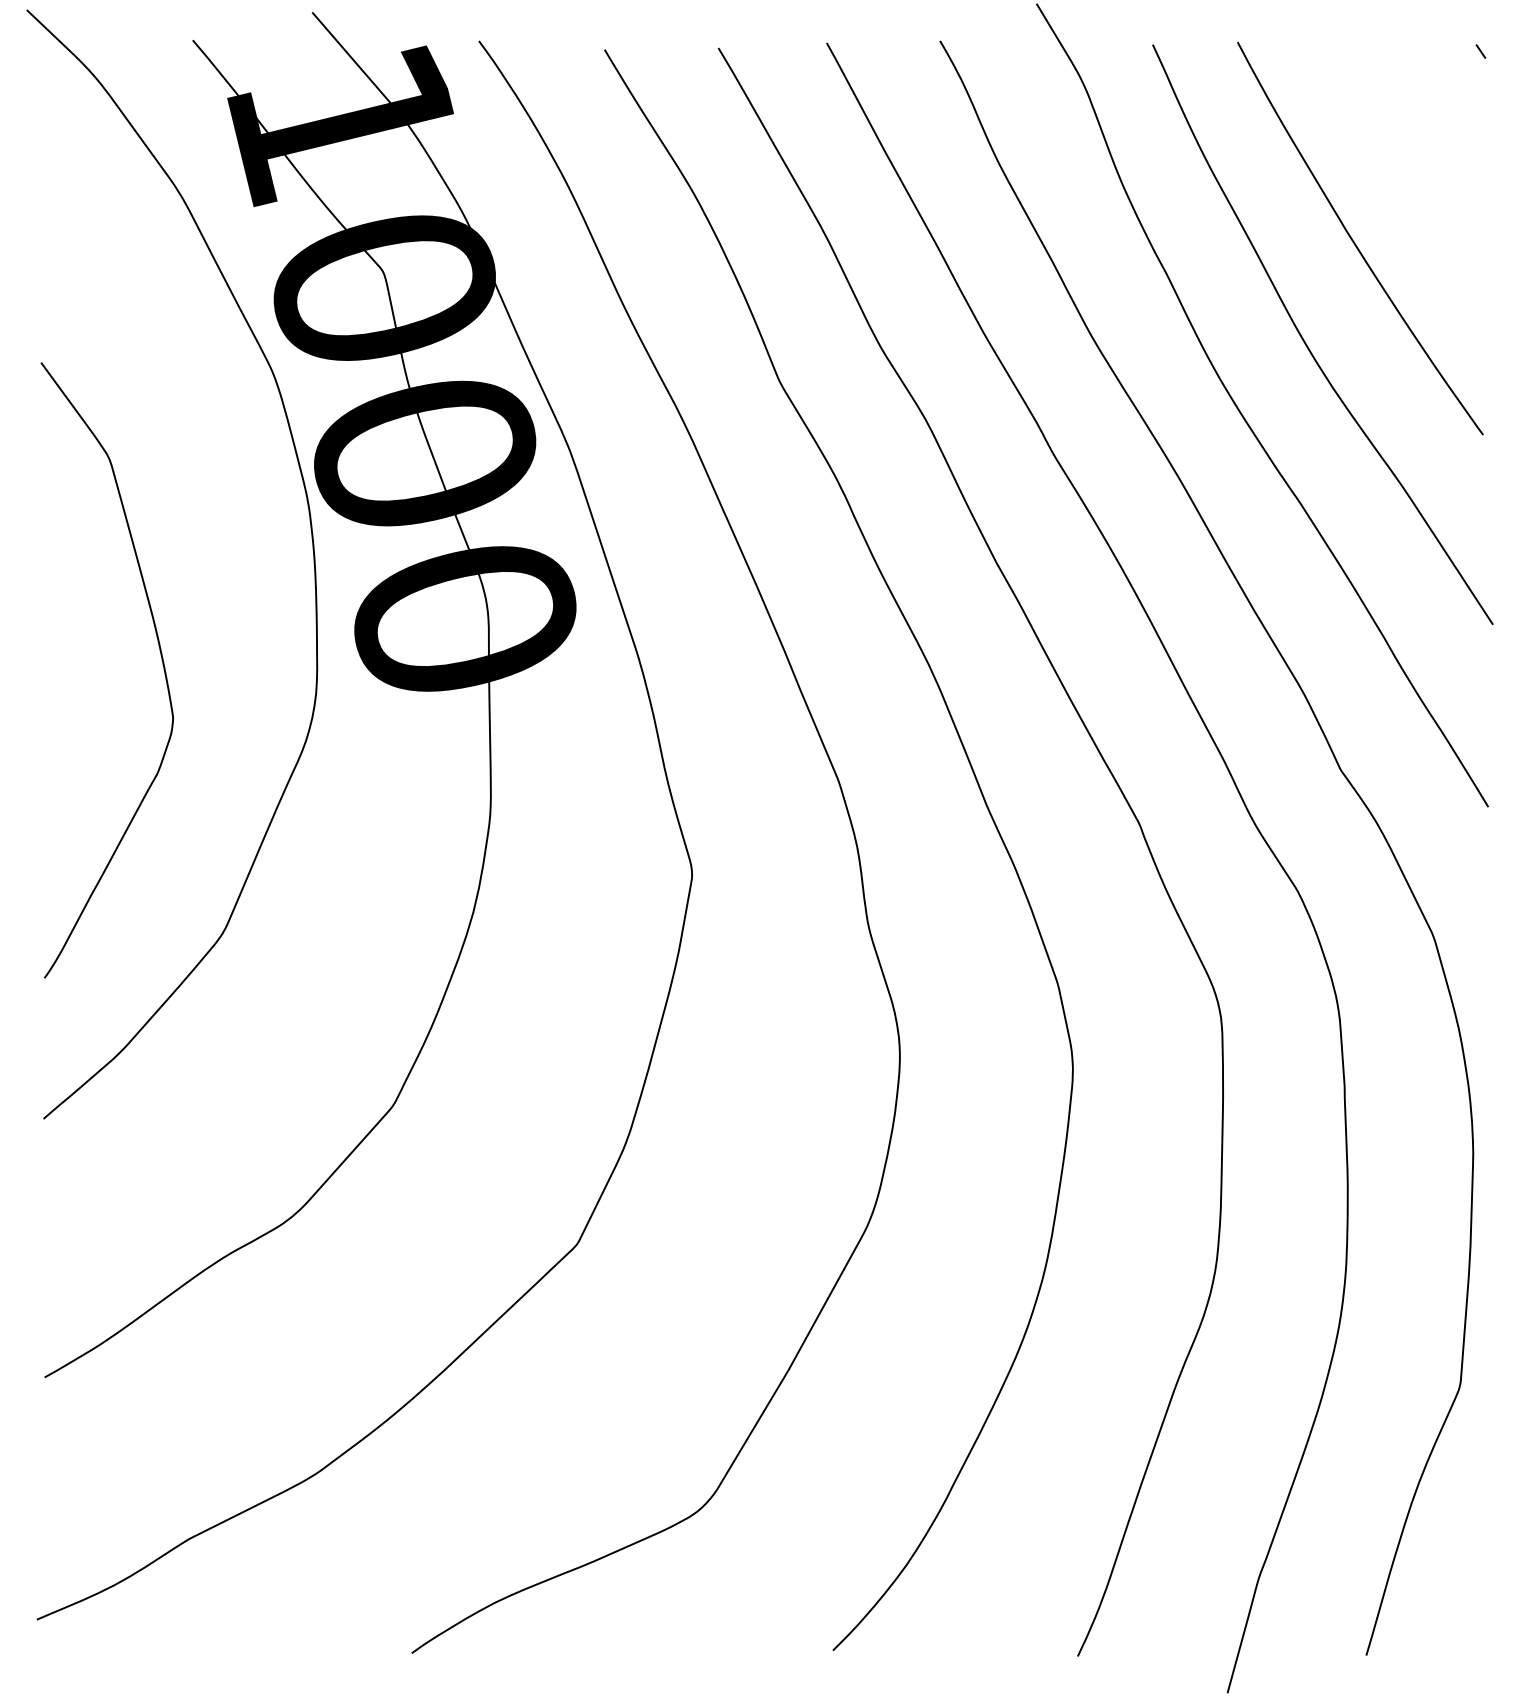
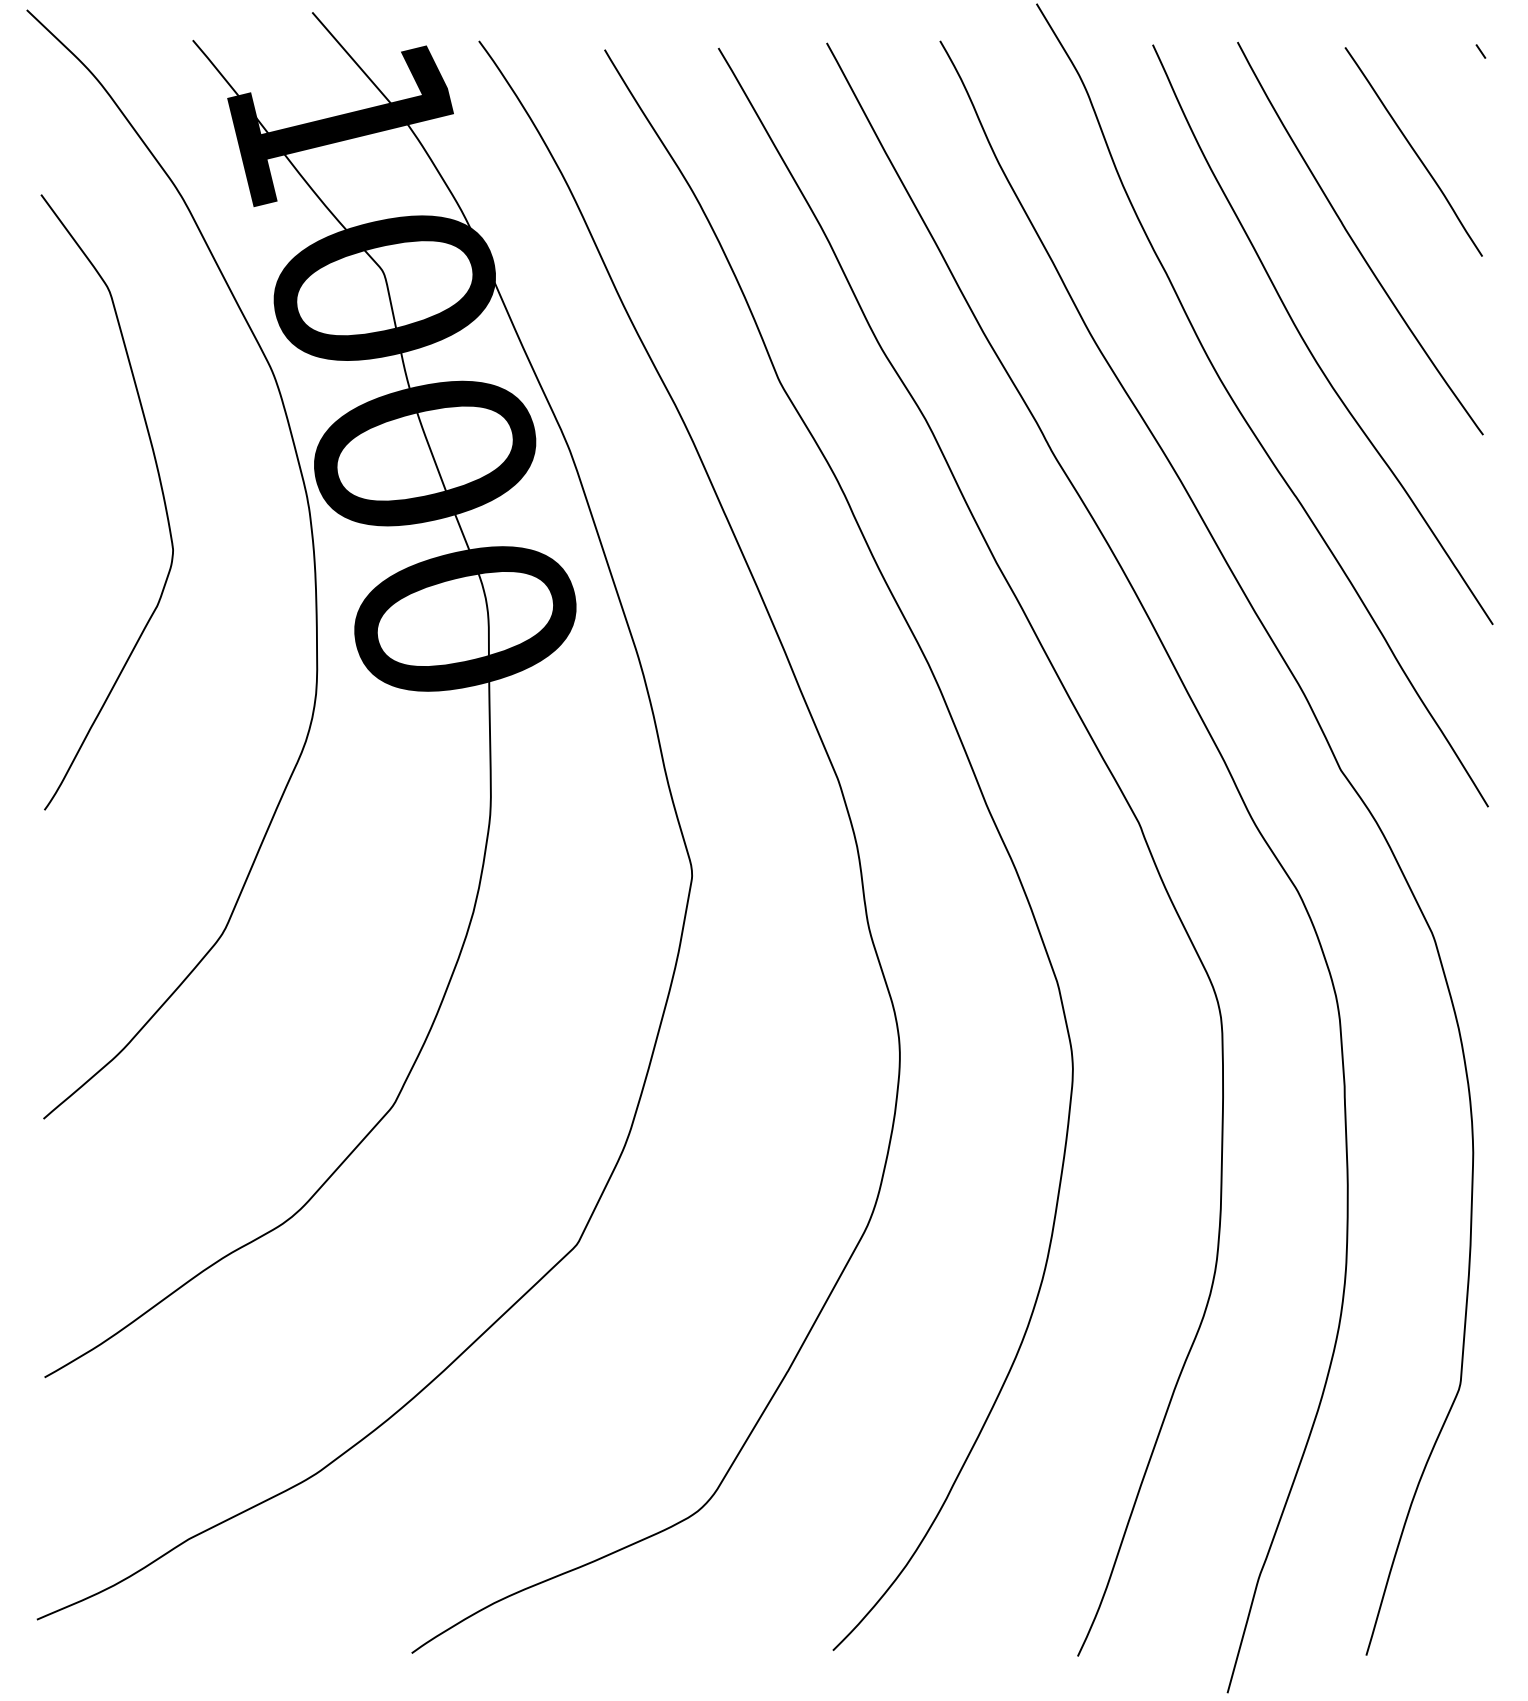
curve: none -> present (1413, 151)
curve position: (161, 660) -> (161, 492) (161, 492)
